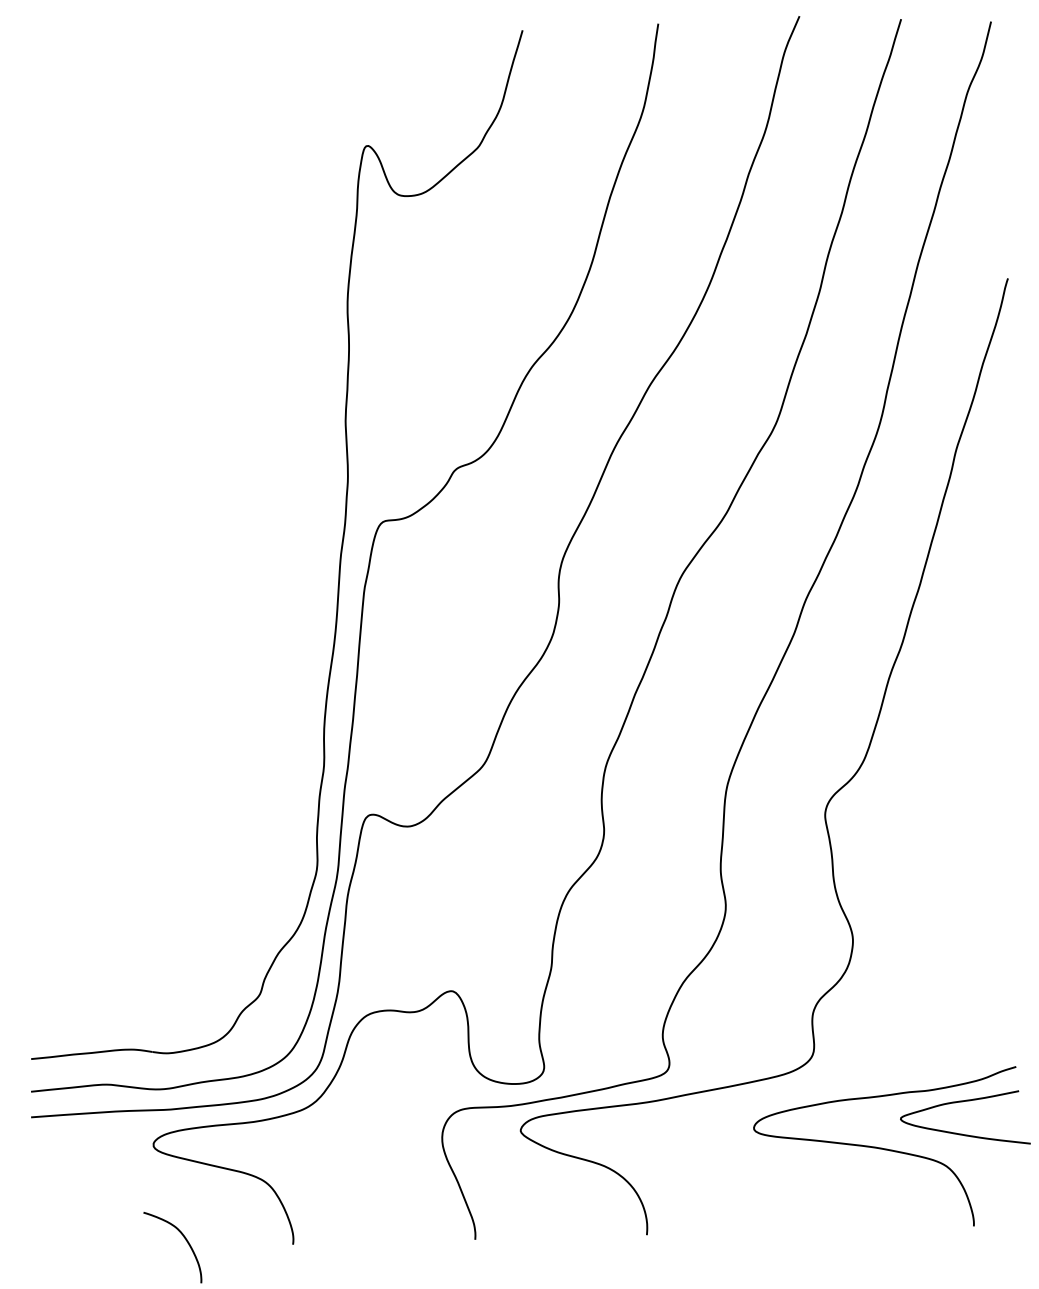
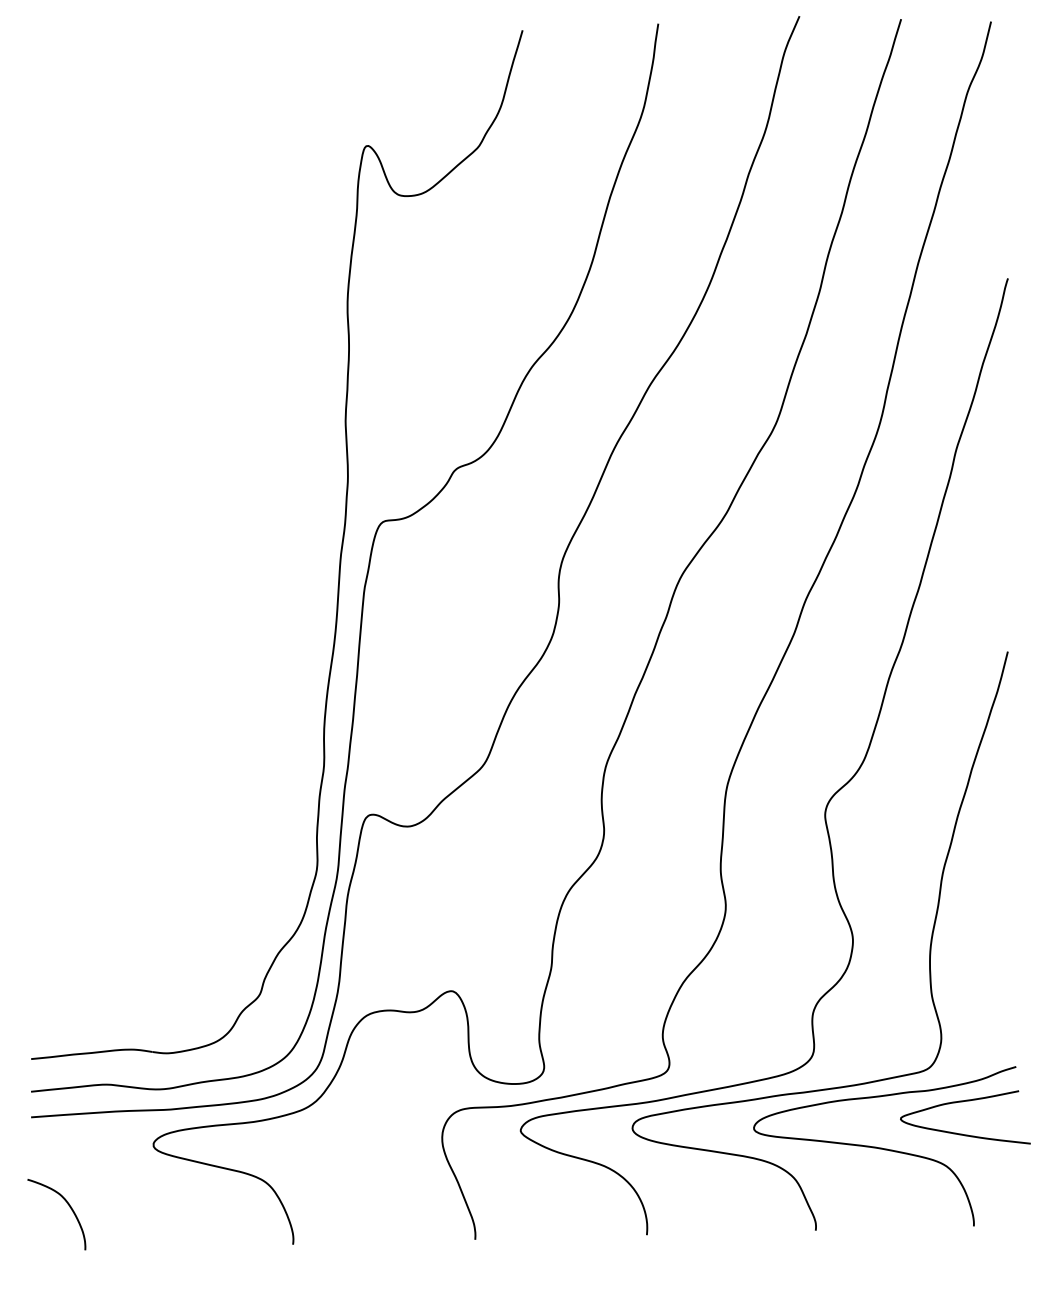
curve: none -> present (929, 946)
curve position: (185, 1240) -> (69, 1207) (69, 1207)
